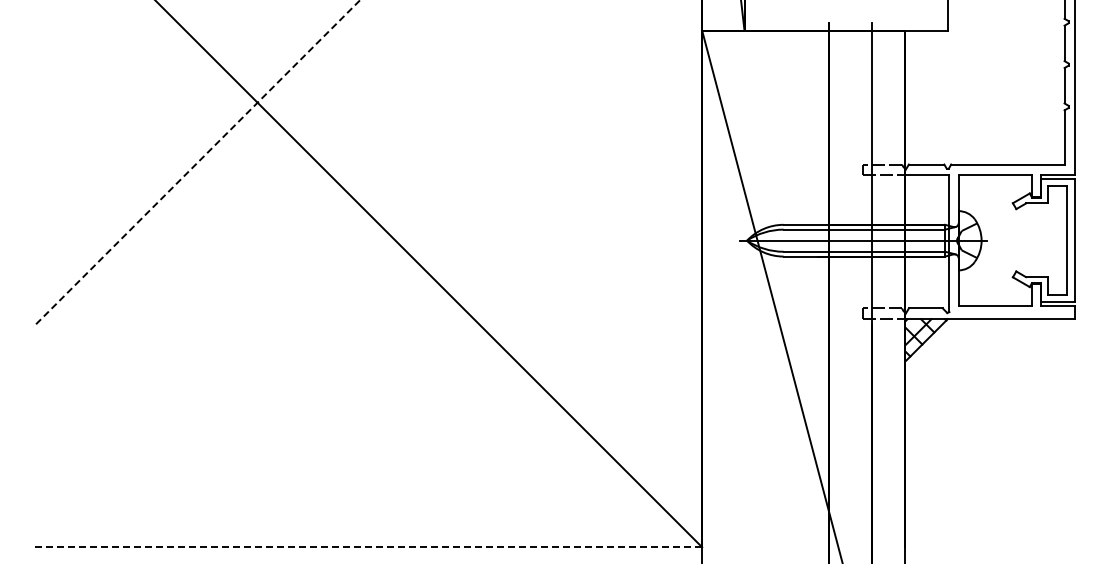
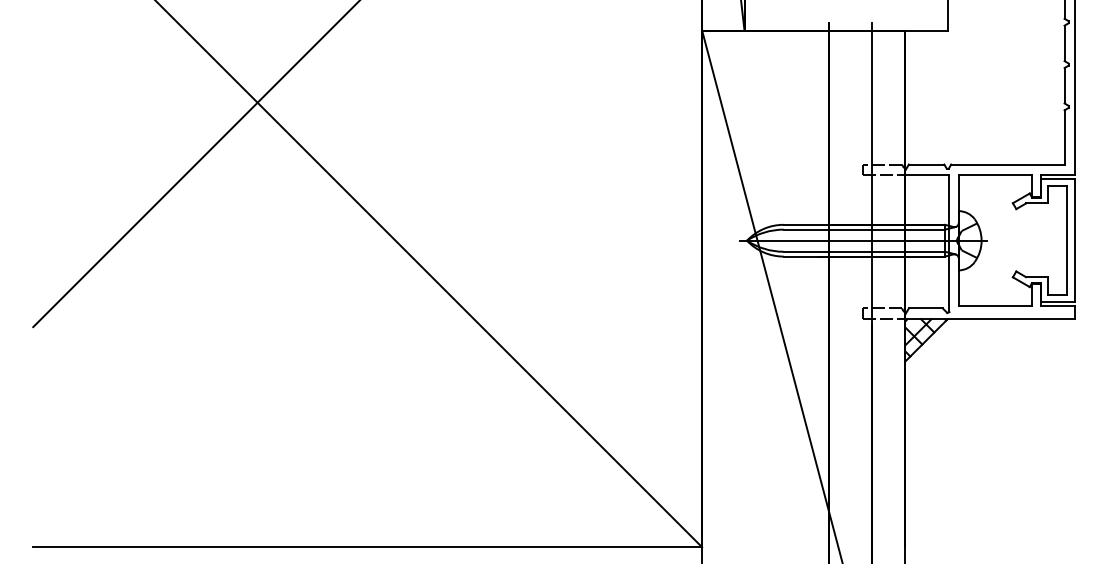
line: dashed -> solid (196, 163)
line: dashed -> solid (367, 547)
